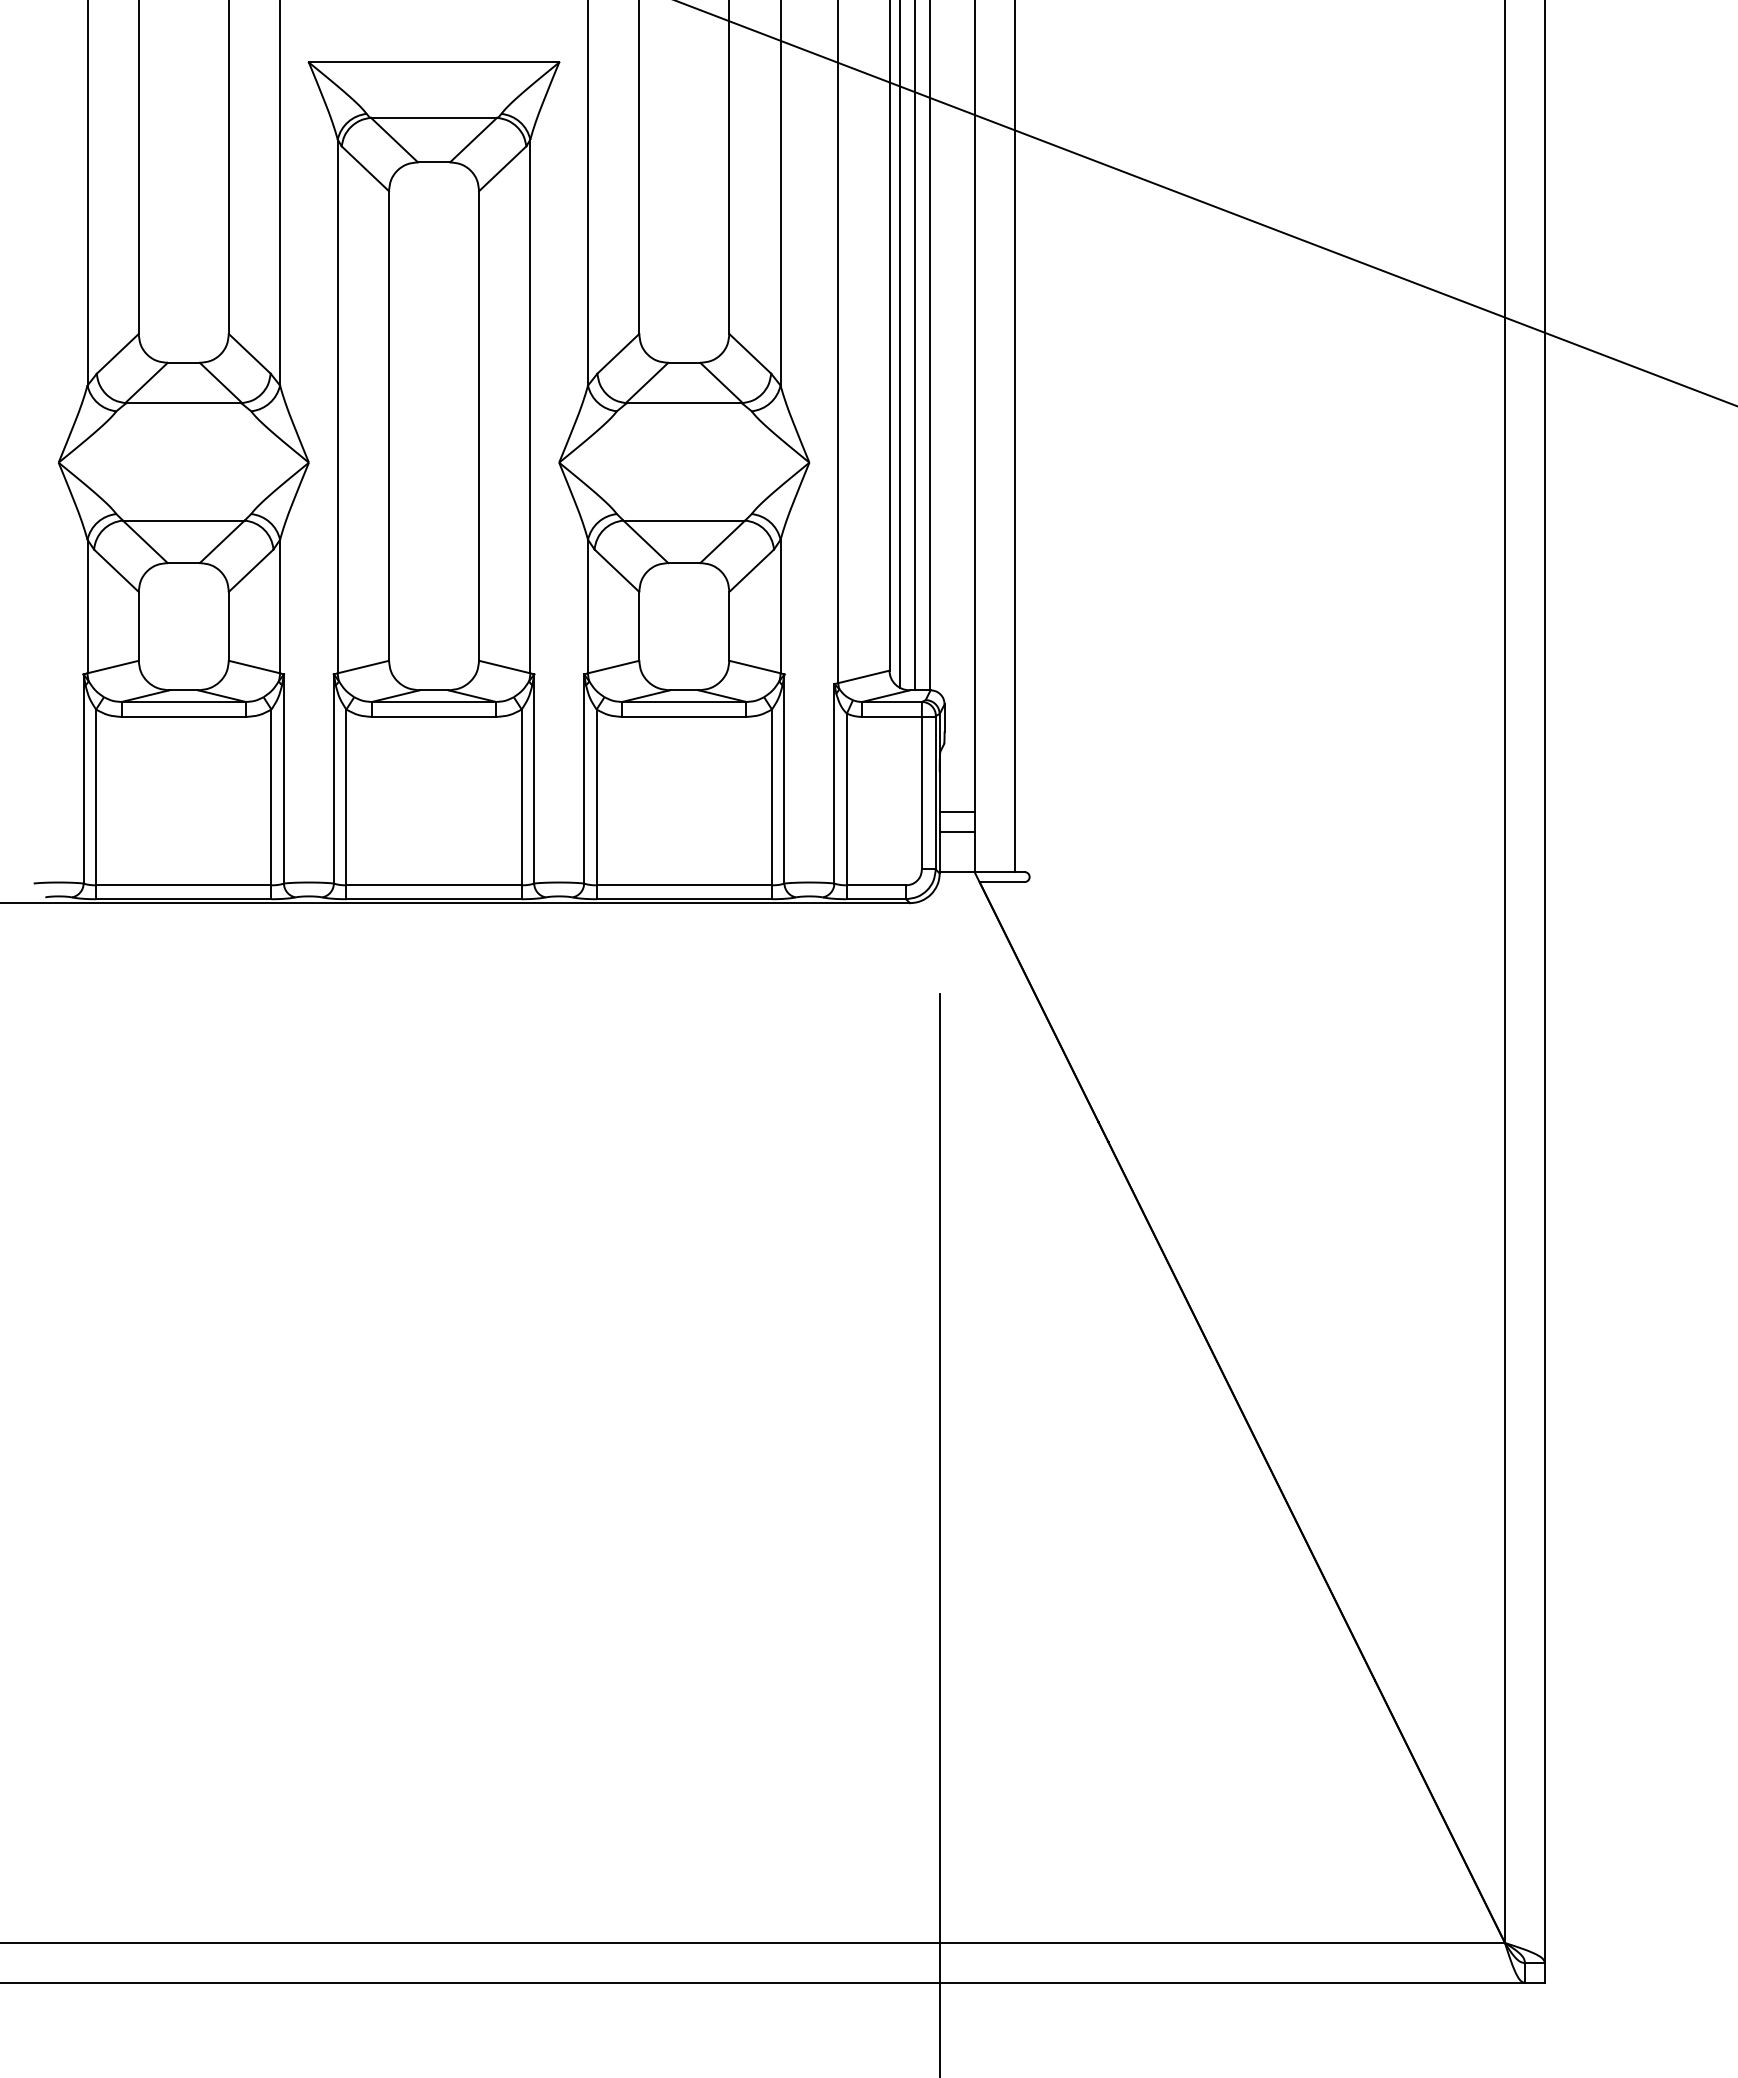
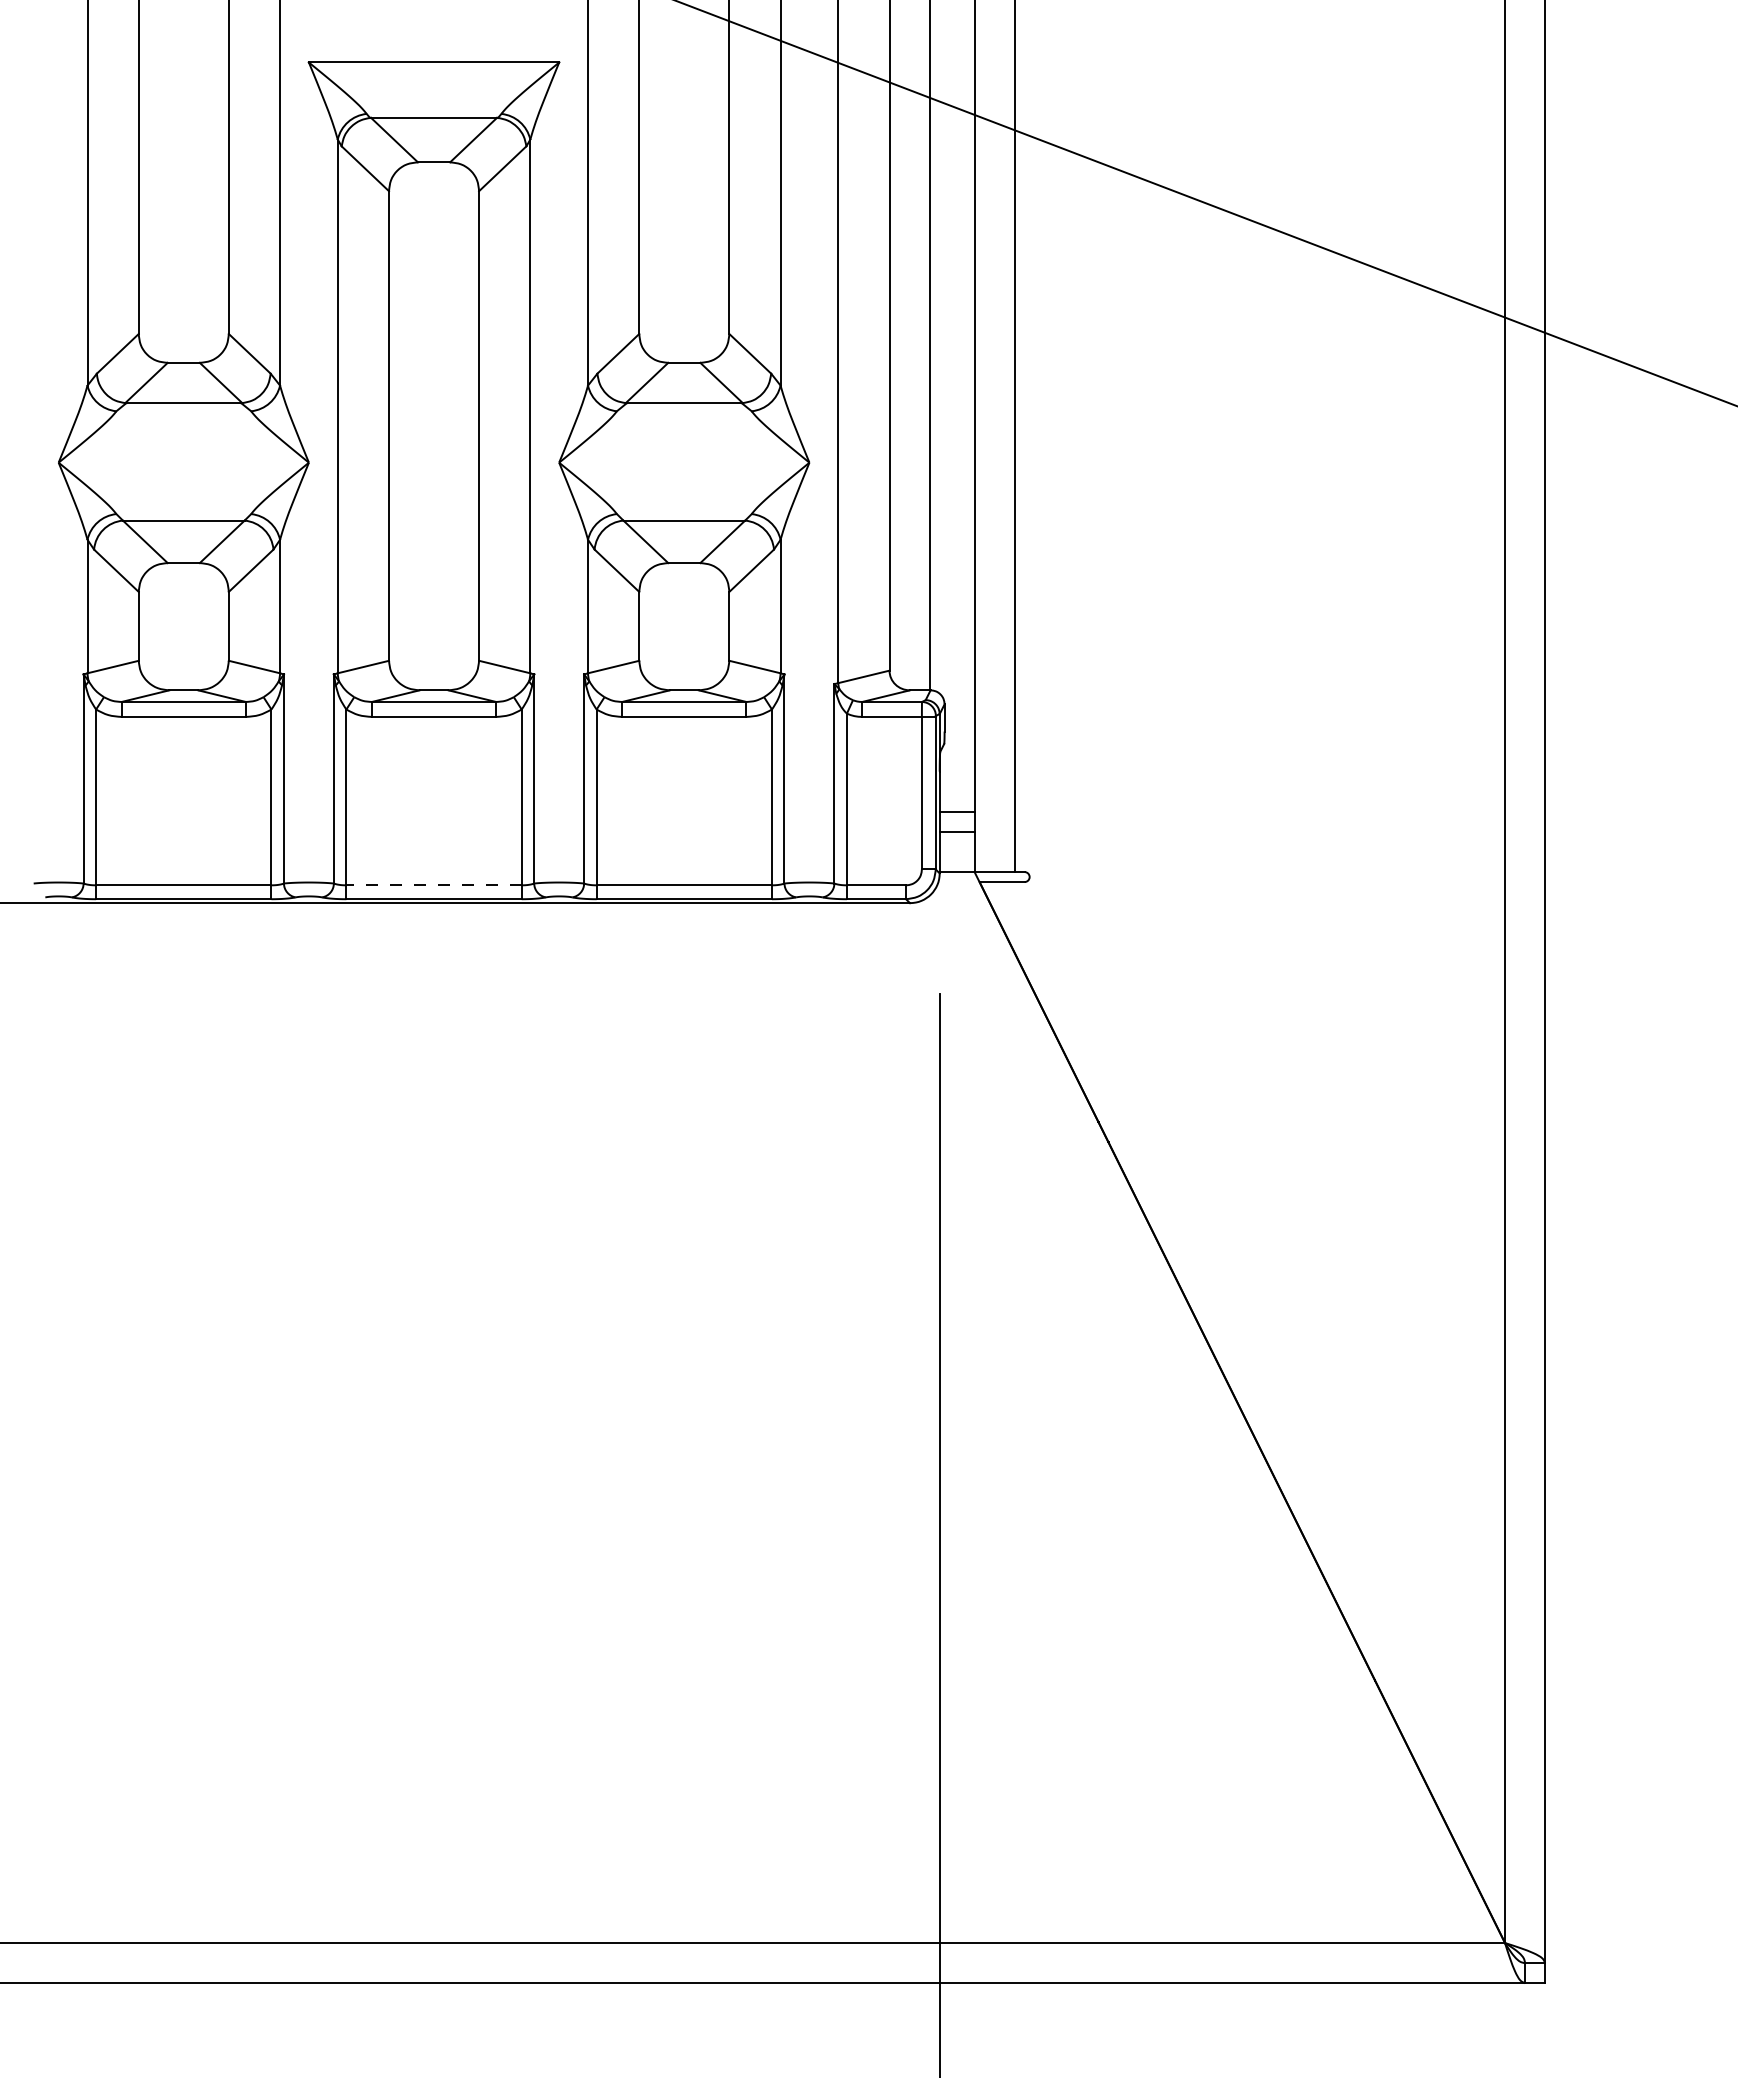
line: present -> none (899, 344)
line: present -> none (914, 346)
line: solid -> dashed (434, 885)
